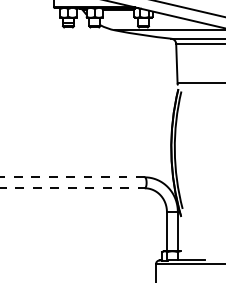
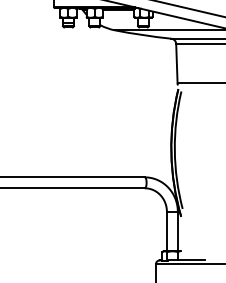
line: dashed -> solid (72, 177)
line: dashed -> solid (73, 188)
